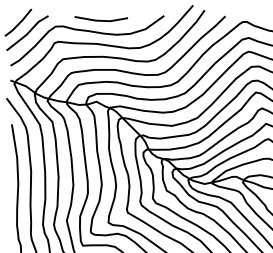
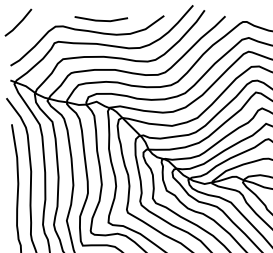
line: present -> none (27, 33)
